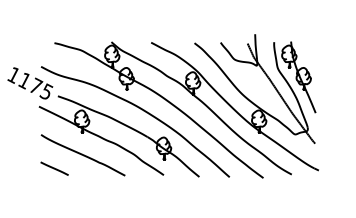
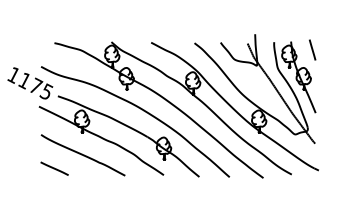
line: none -> present (312, 49)
